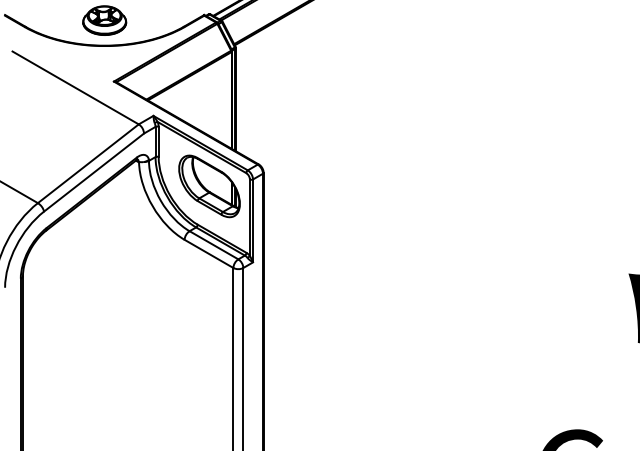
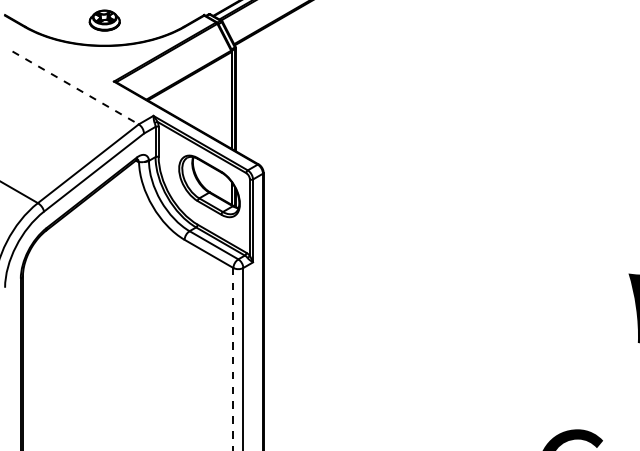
part size: 46x31 px -> 33x23 px (104, 20)
line: solid -> dashed (75, 87)
line: solid -> dashed (233, 359)
